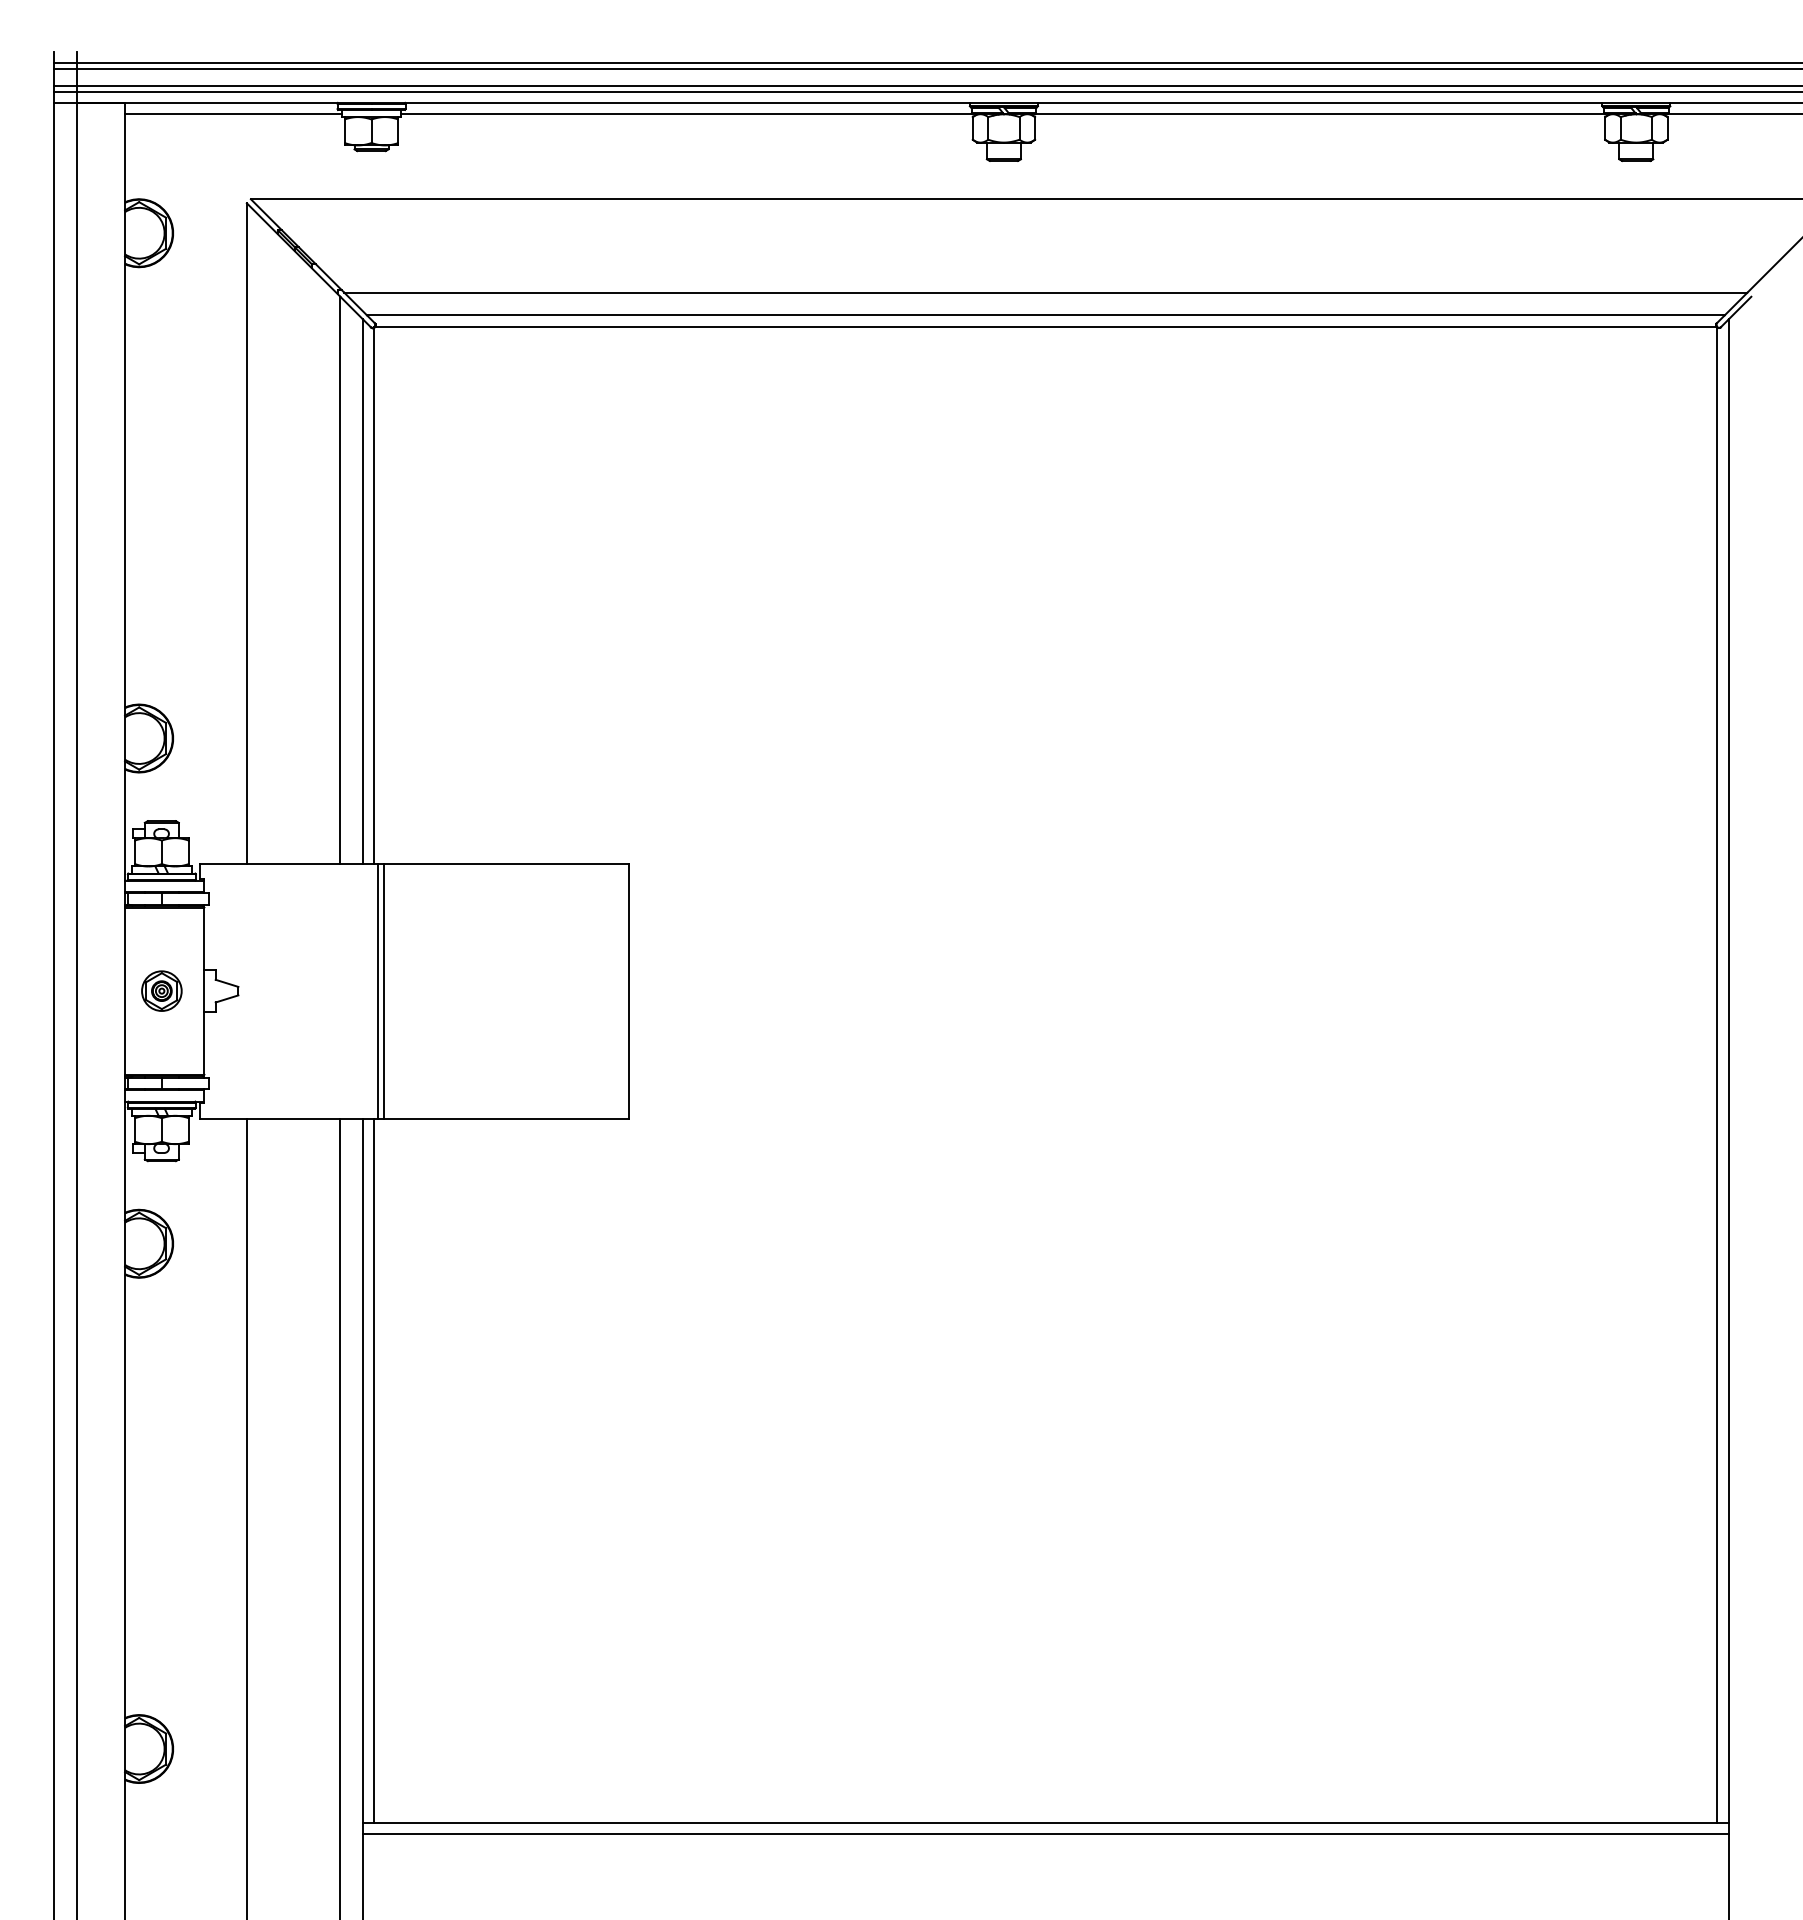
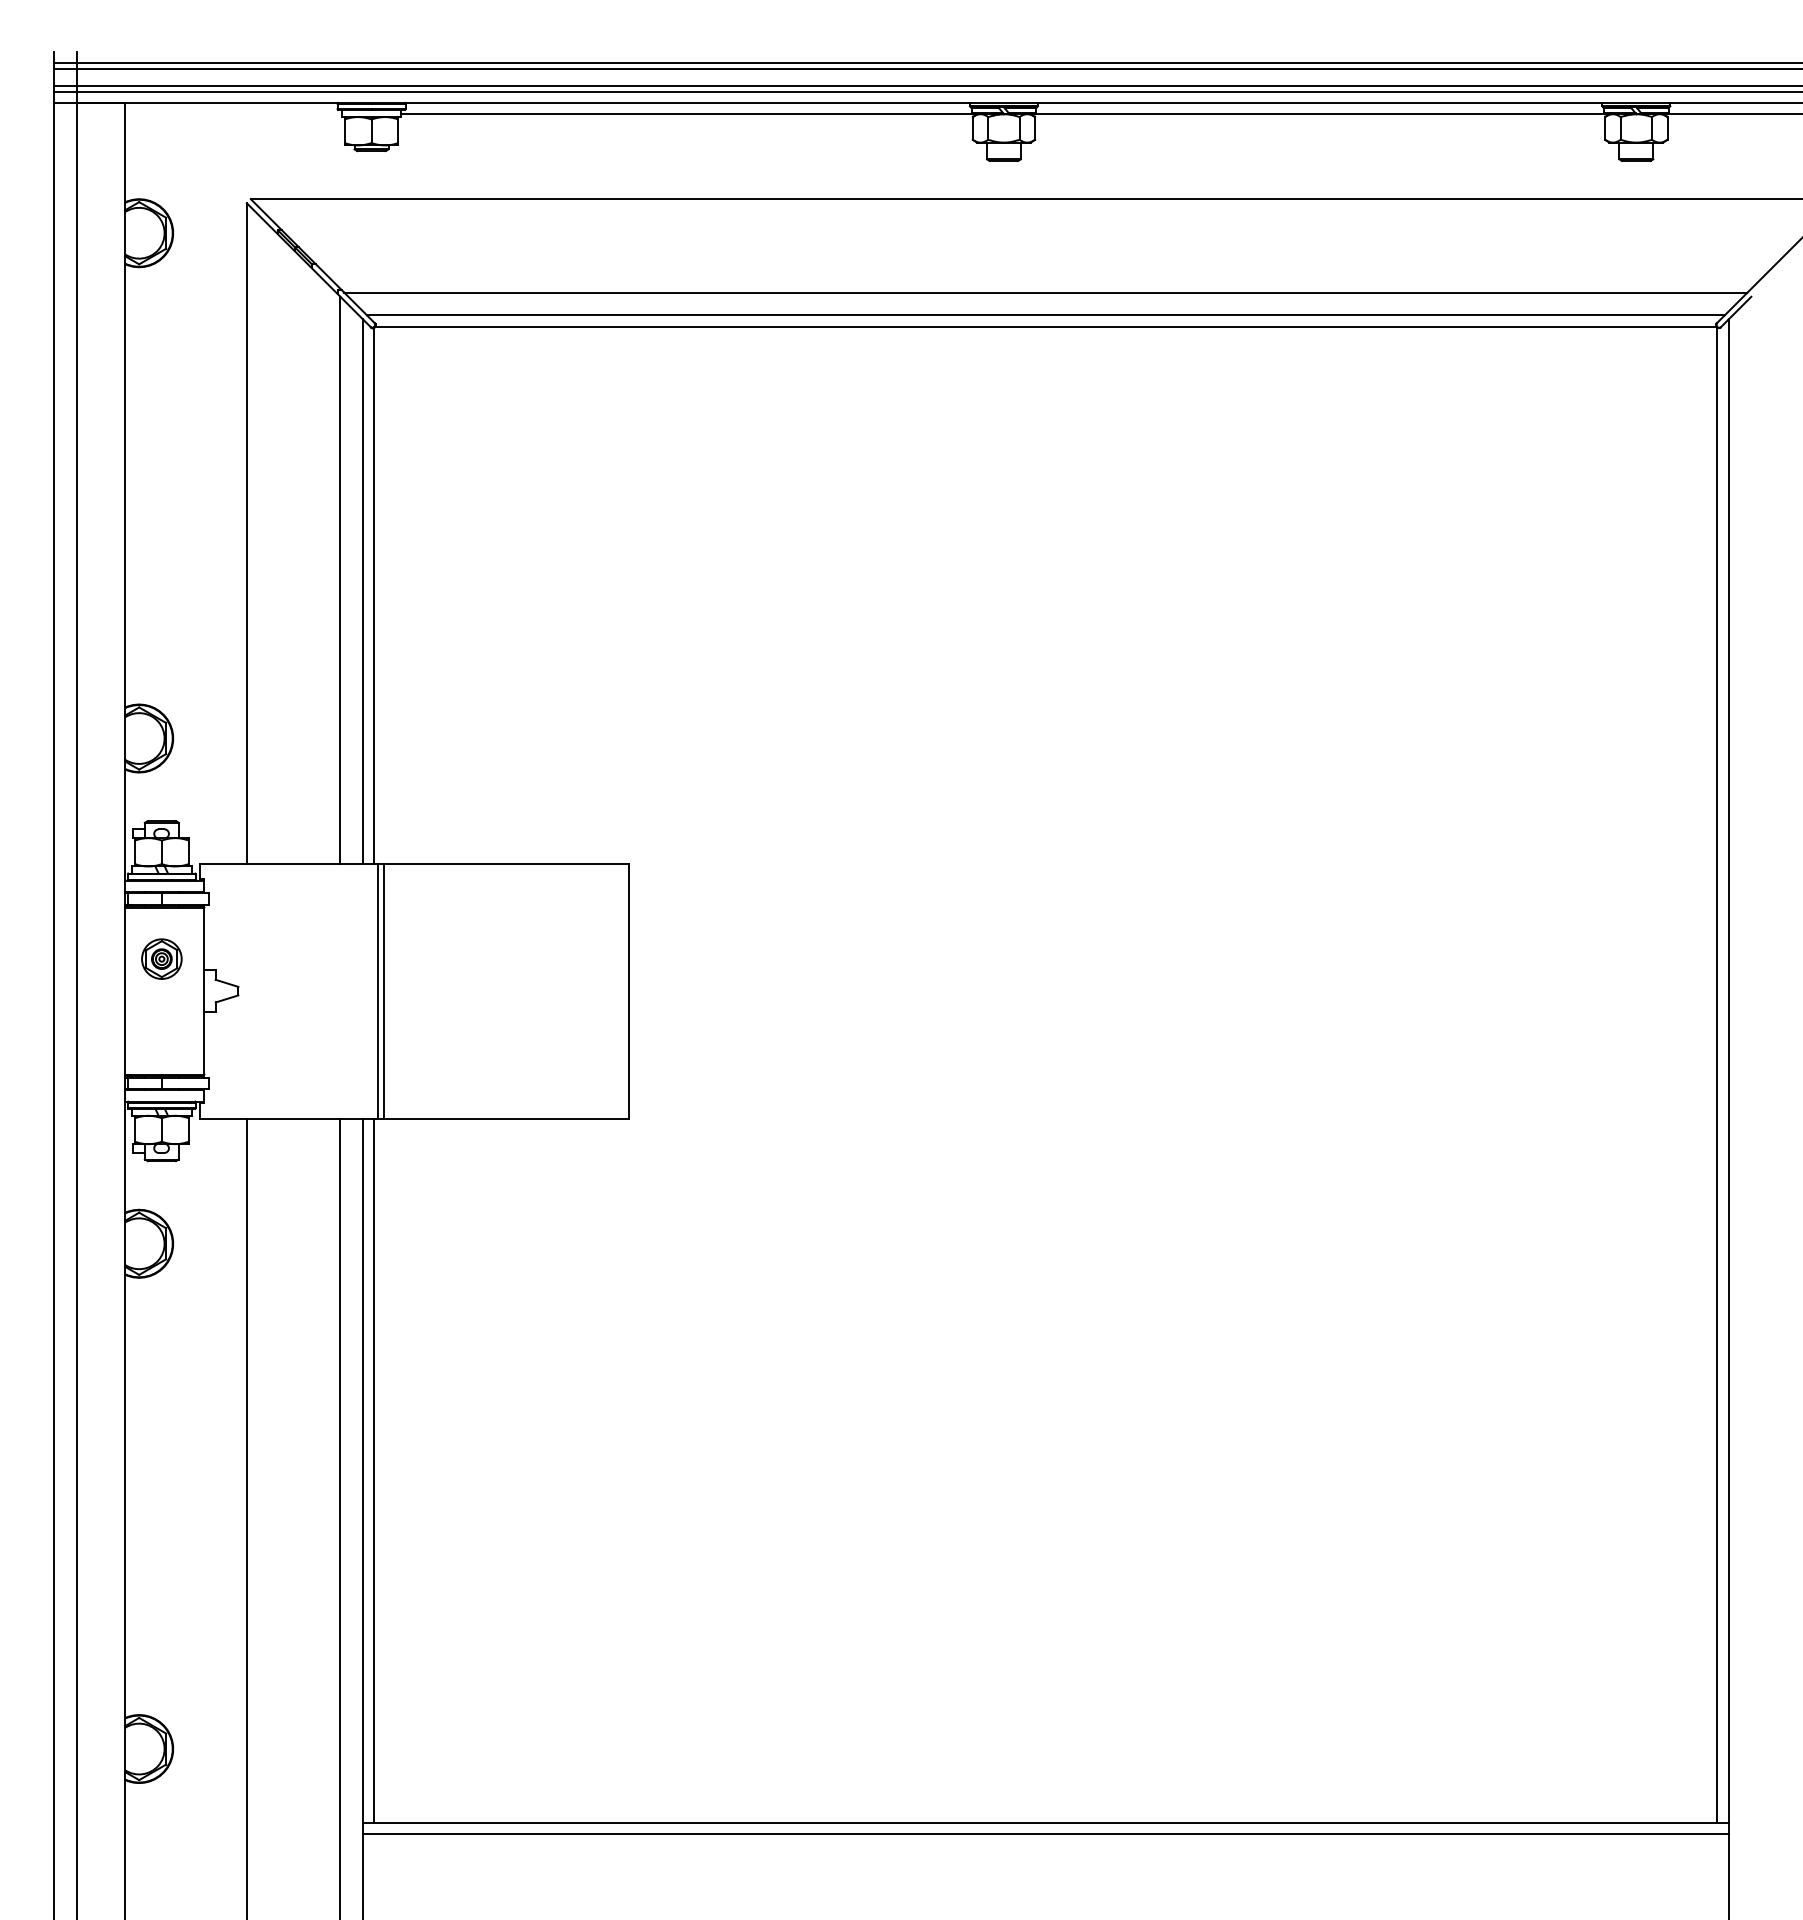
line: present -> none (233, 114)
part position: (161, 990) -> (161, 958) (161, 958)
